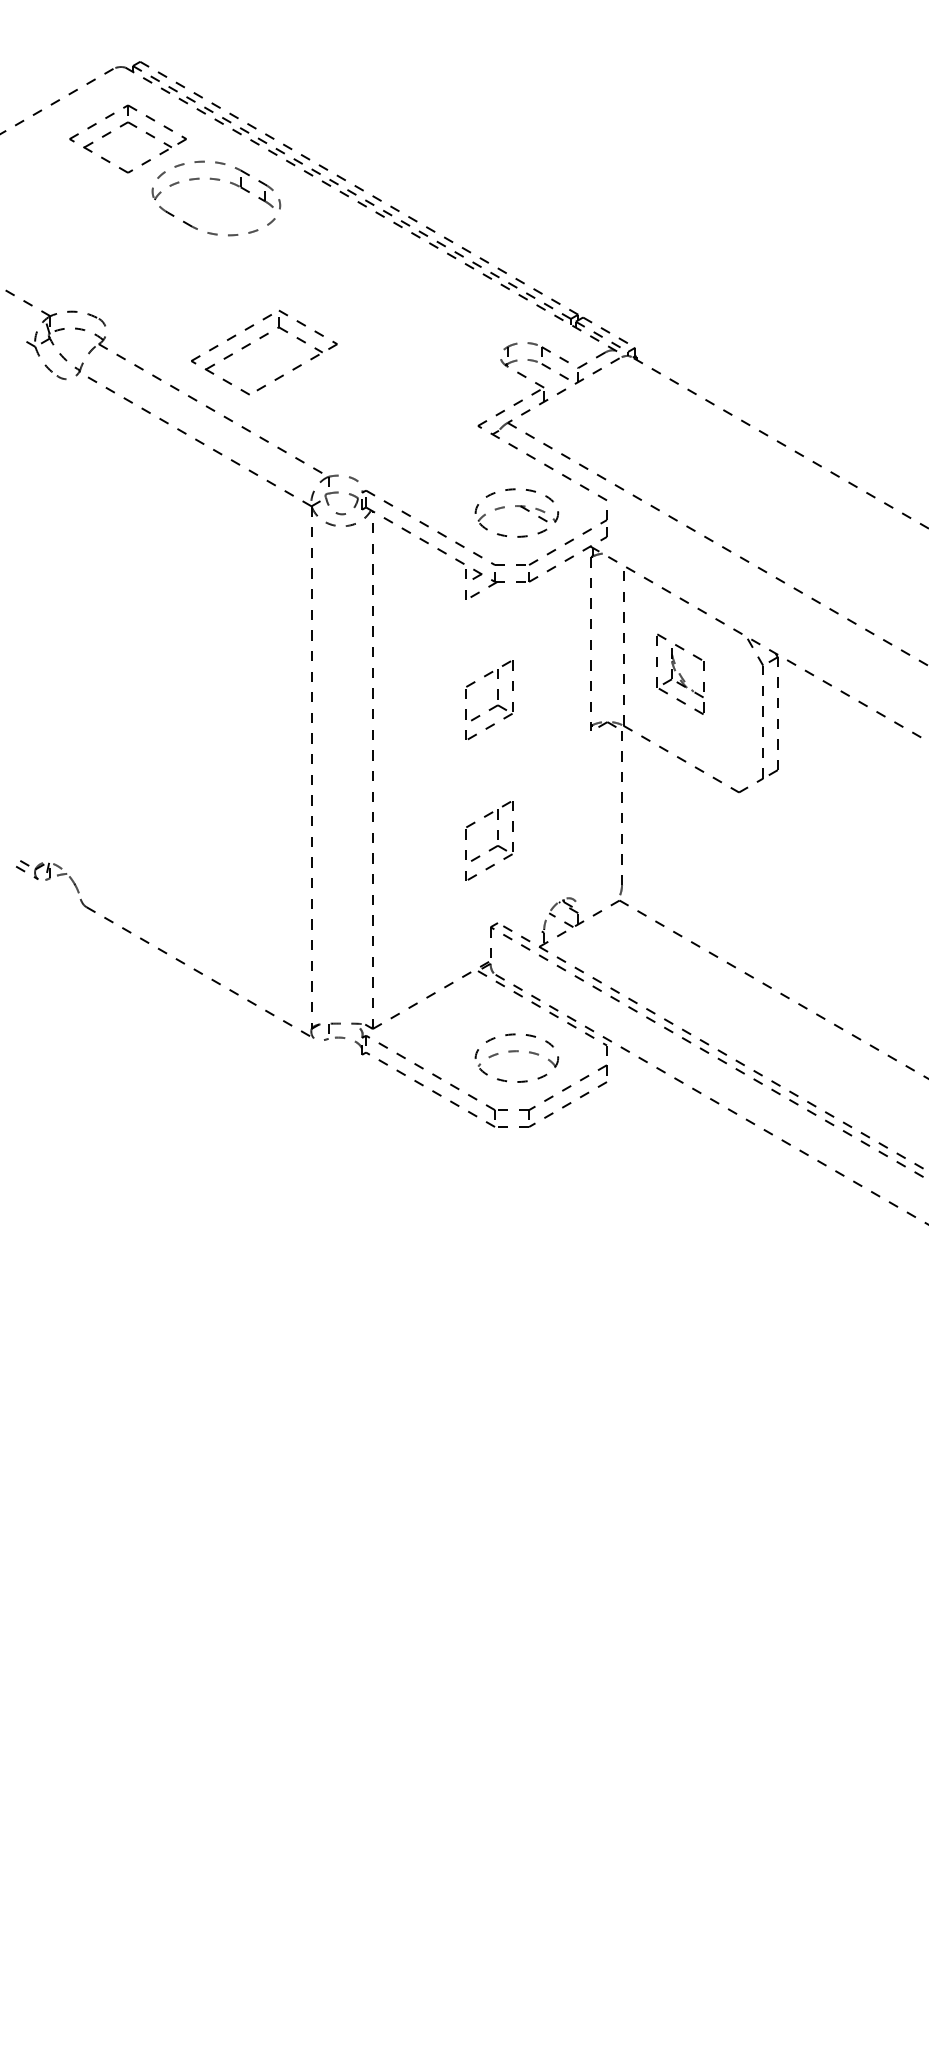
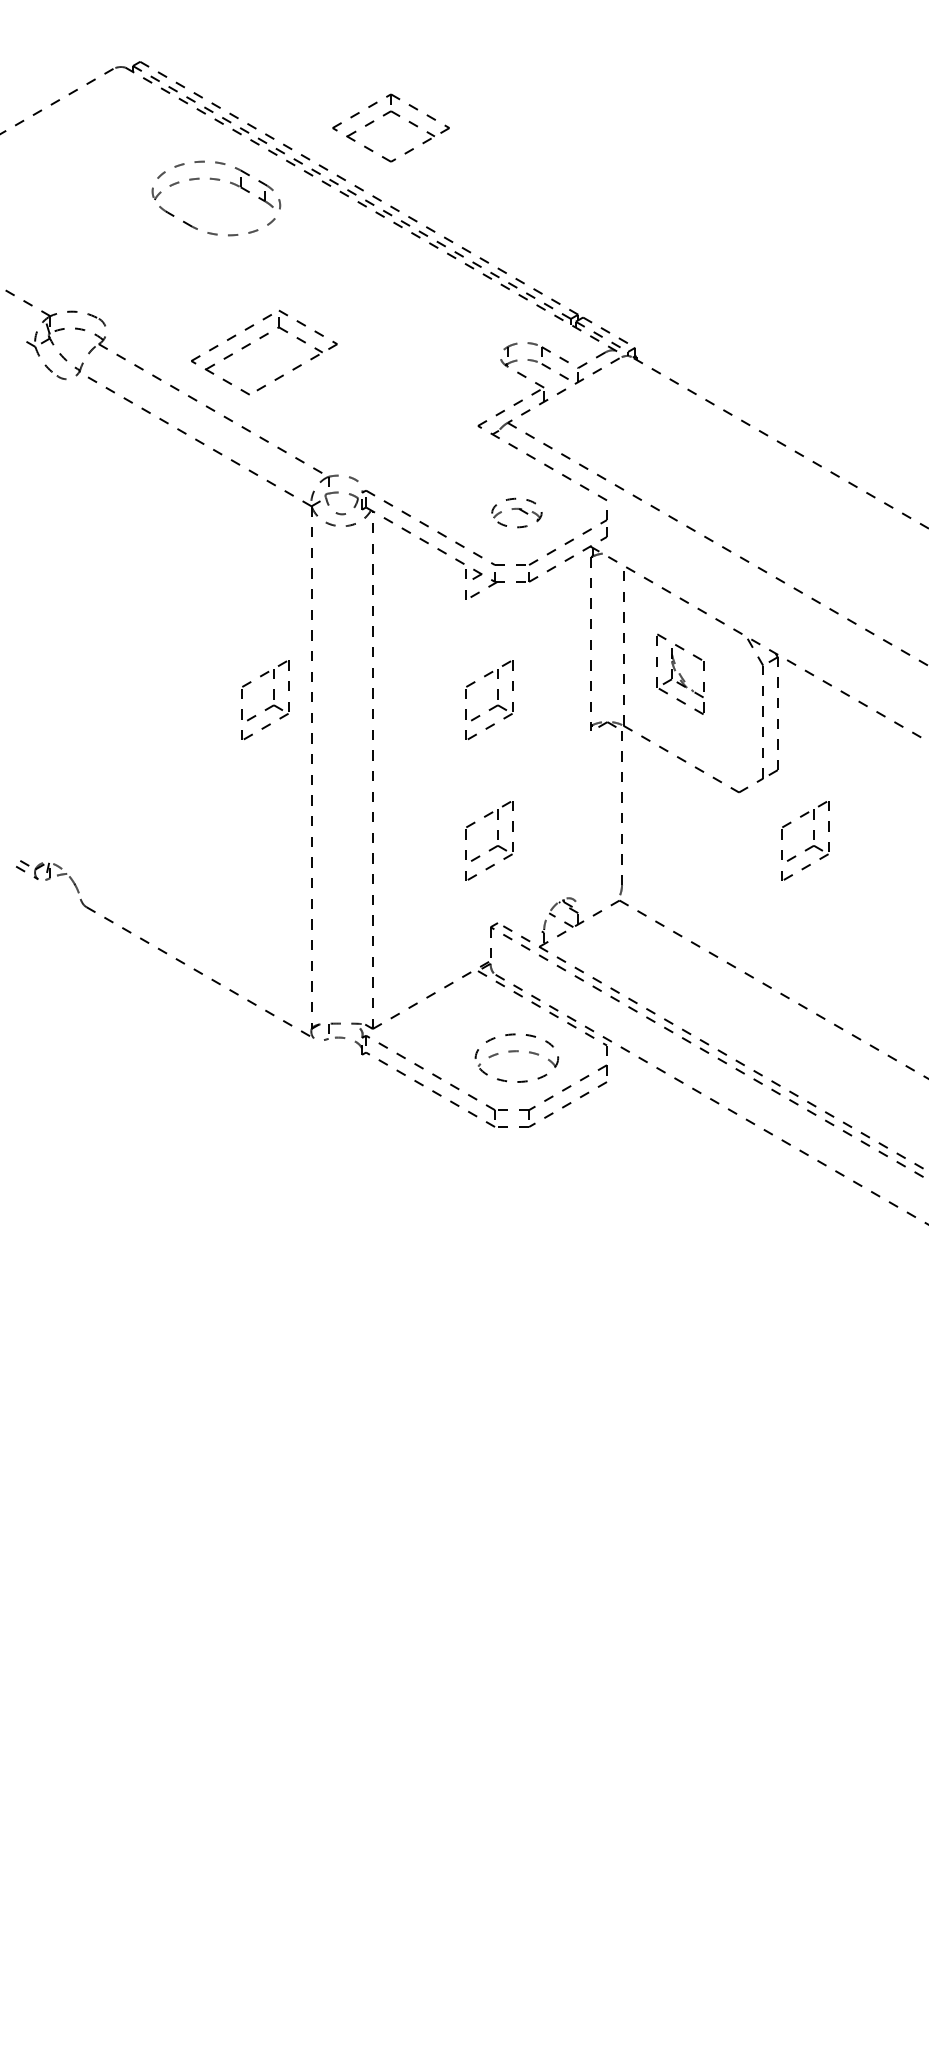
part position: (121, 127) -> (384, 116) (384, 116)
part size: 86x50 px -> 52x32 px (516, 512)
part: none -> present (269, 706)
part: none -> present (808, 847)
